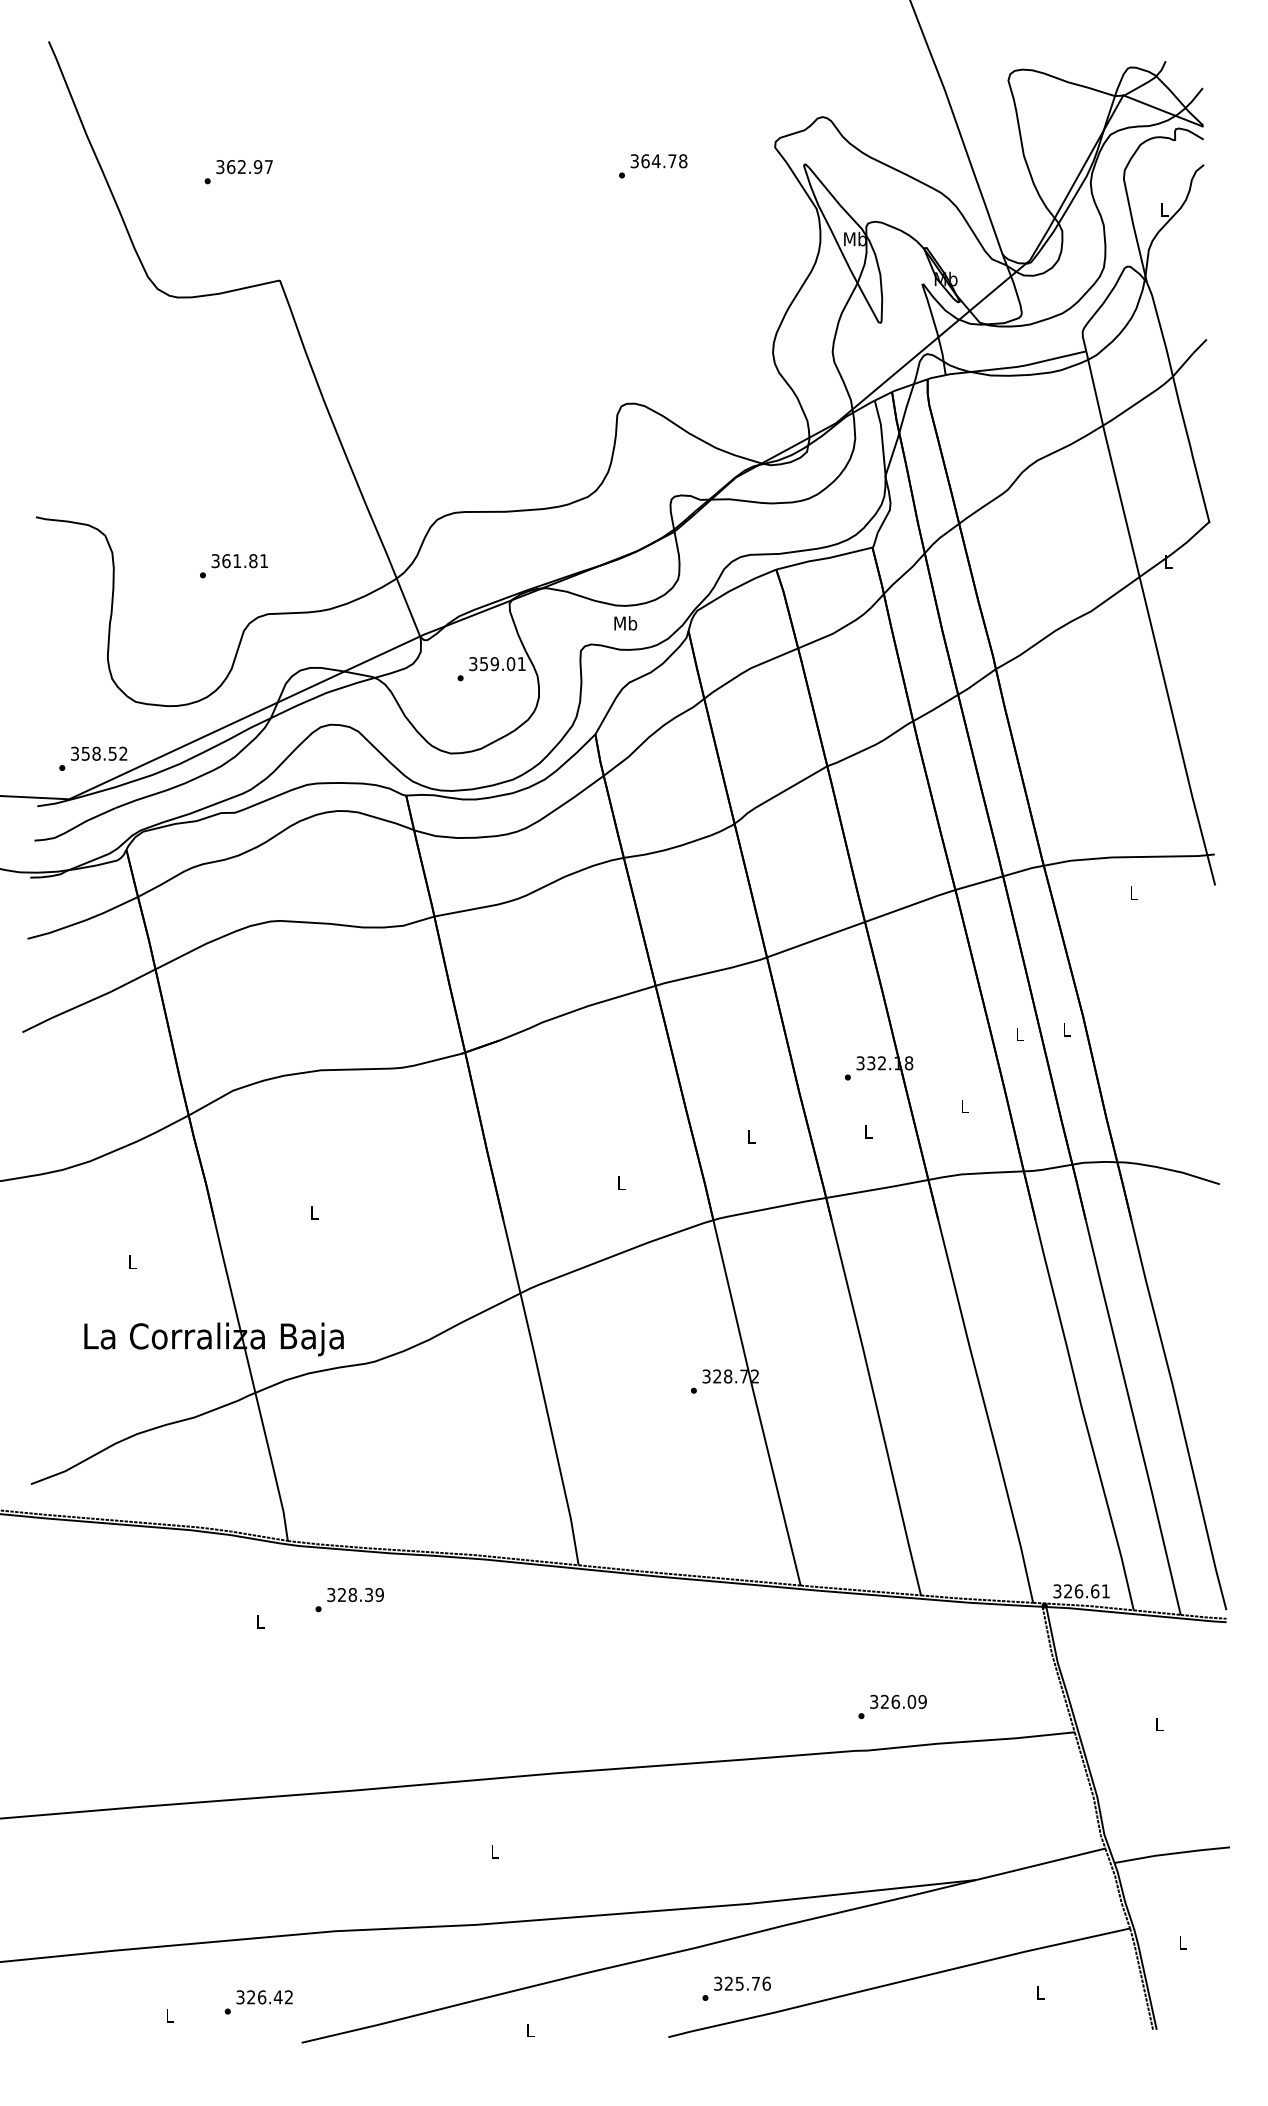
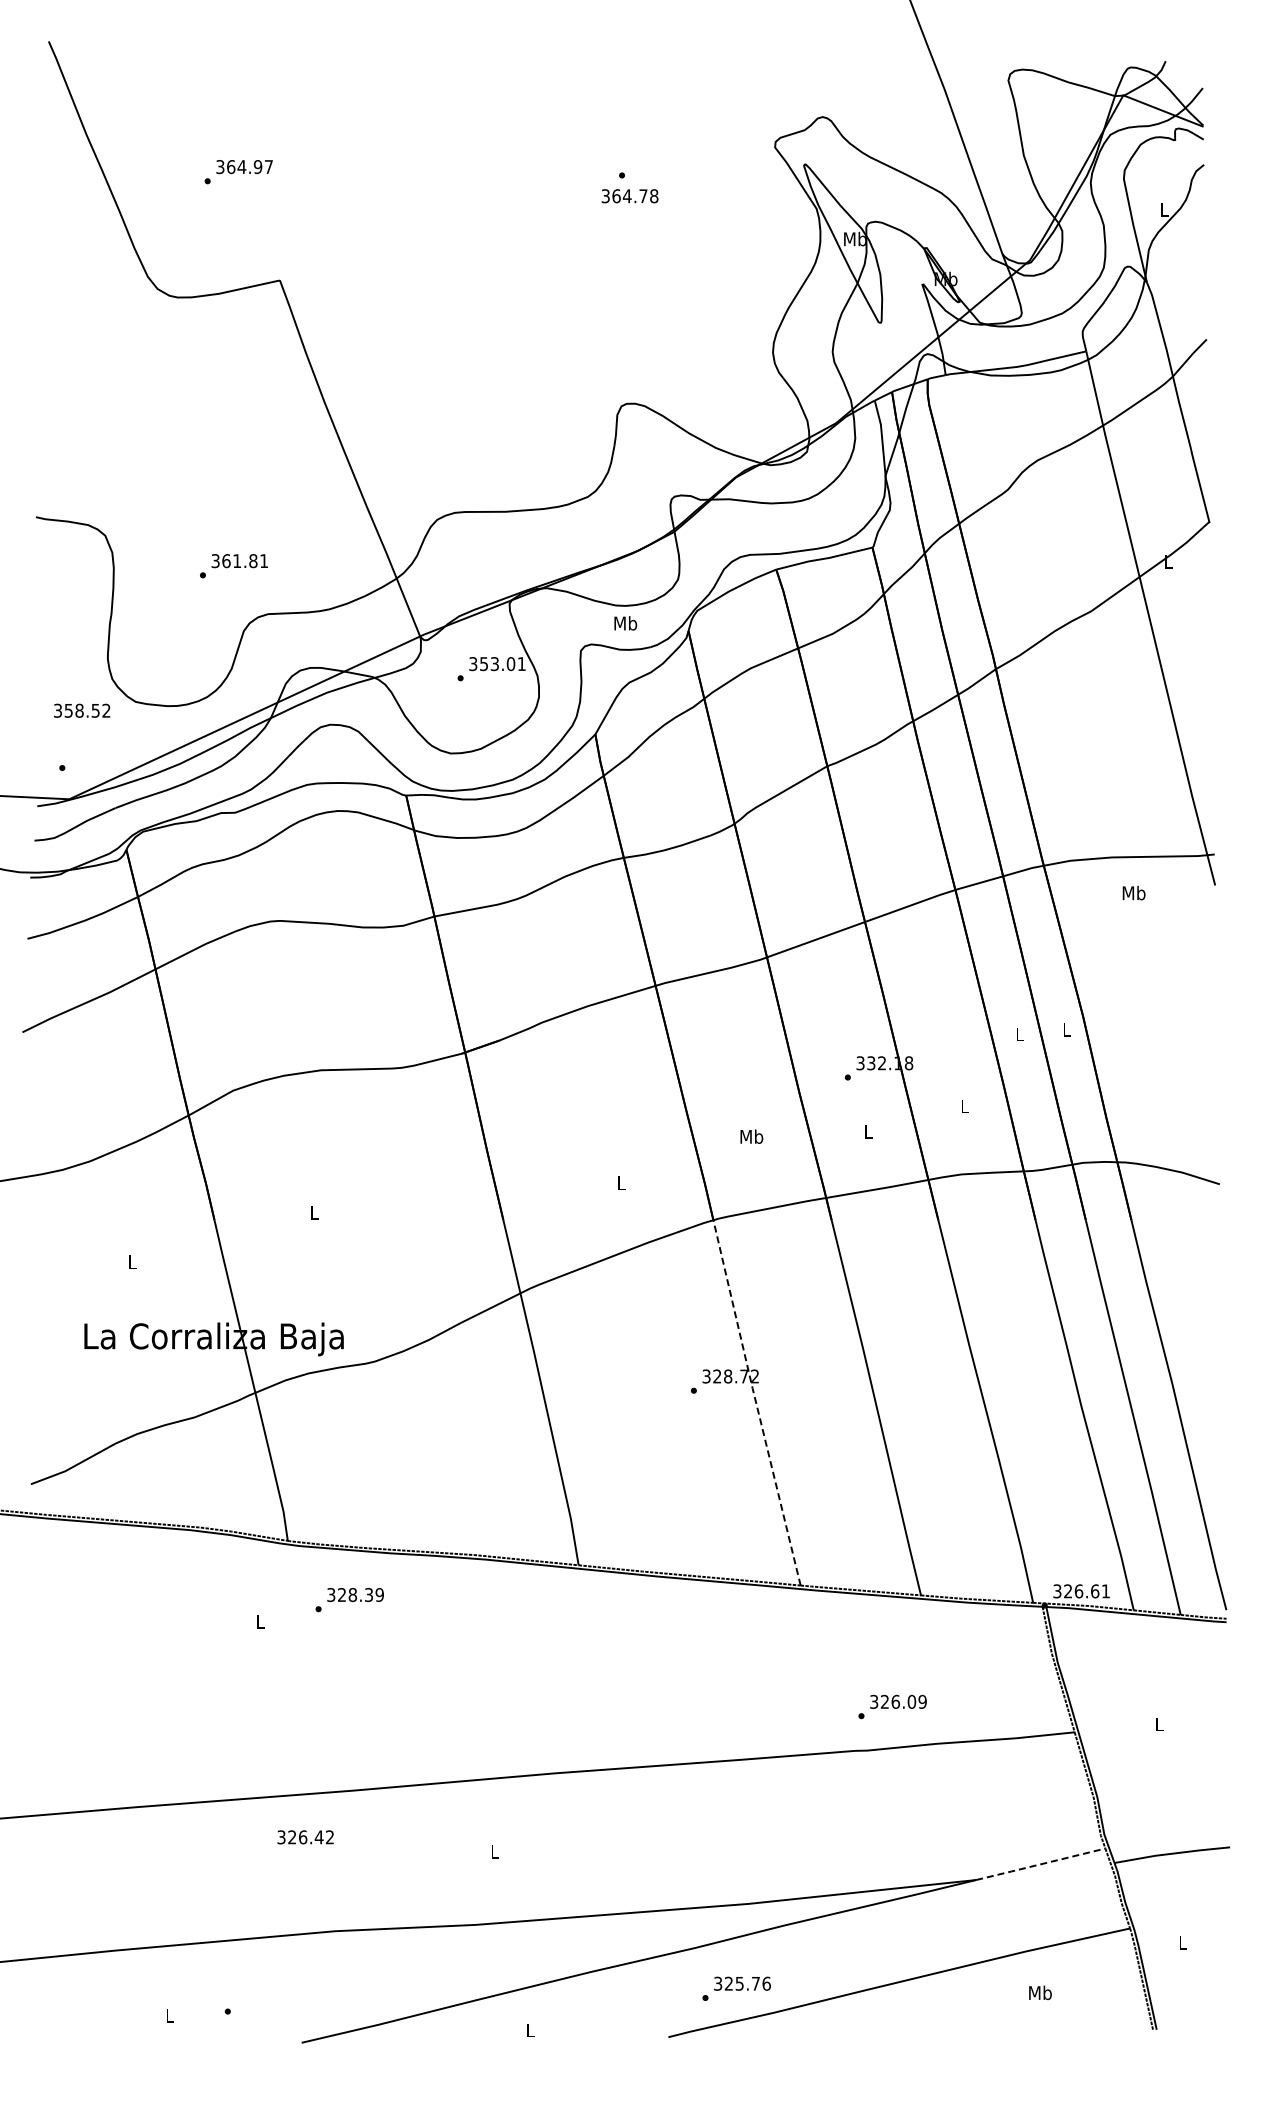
text position: (658, 161) -> (629, 196) (629, 196)
text: 362.97 -> 364.97 (241, 166)
text: 359.01 -> 353.01 (494, 663)
text position: (99, 753) -> (82, 710) (82, 710)
text: L -> Mb (1133, 892)
text: L -> Mb (751, 1136)
line: solid -> dashed (755, 1402)
line: solid -> dashed (1040, 1864)
text: L -> Mb (1040, 1992)
text position: (264, 1997) -> (305, 1837) (305, 1837)
